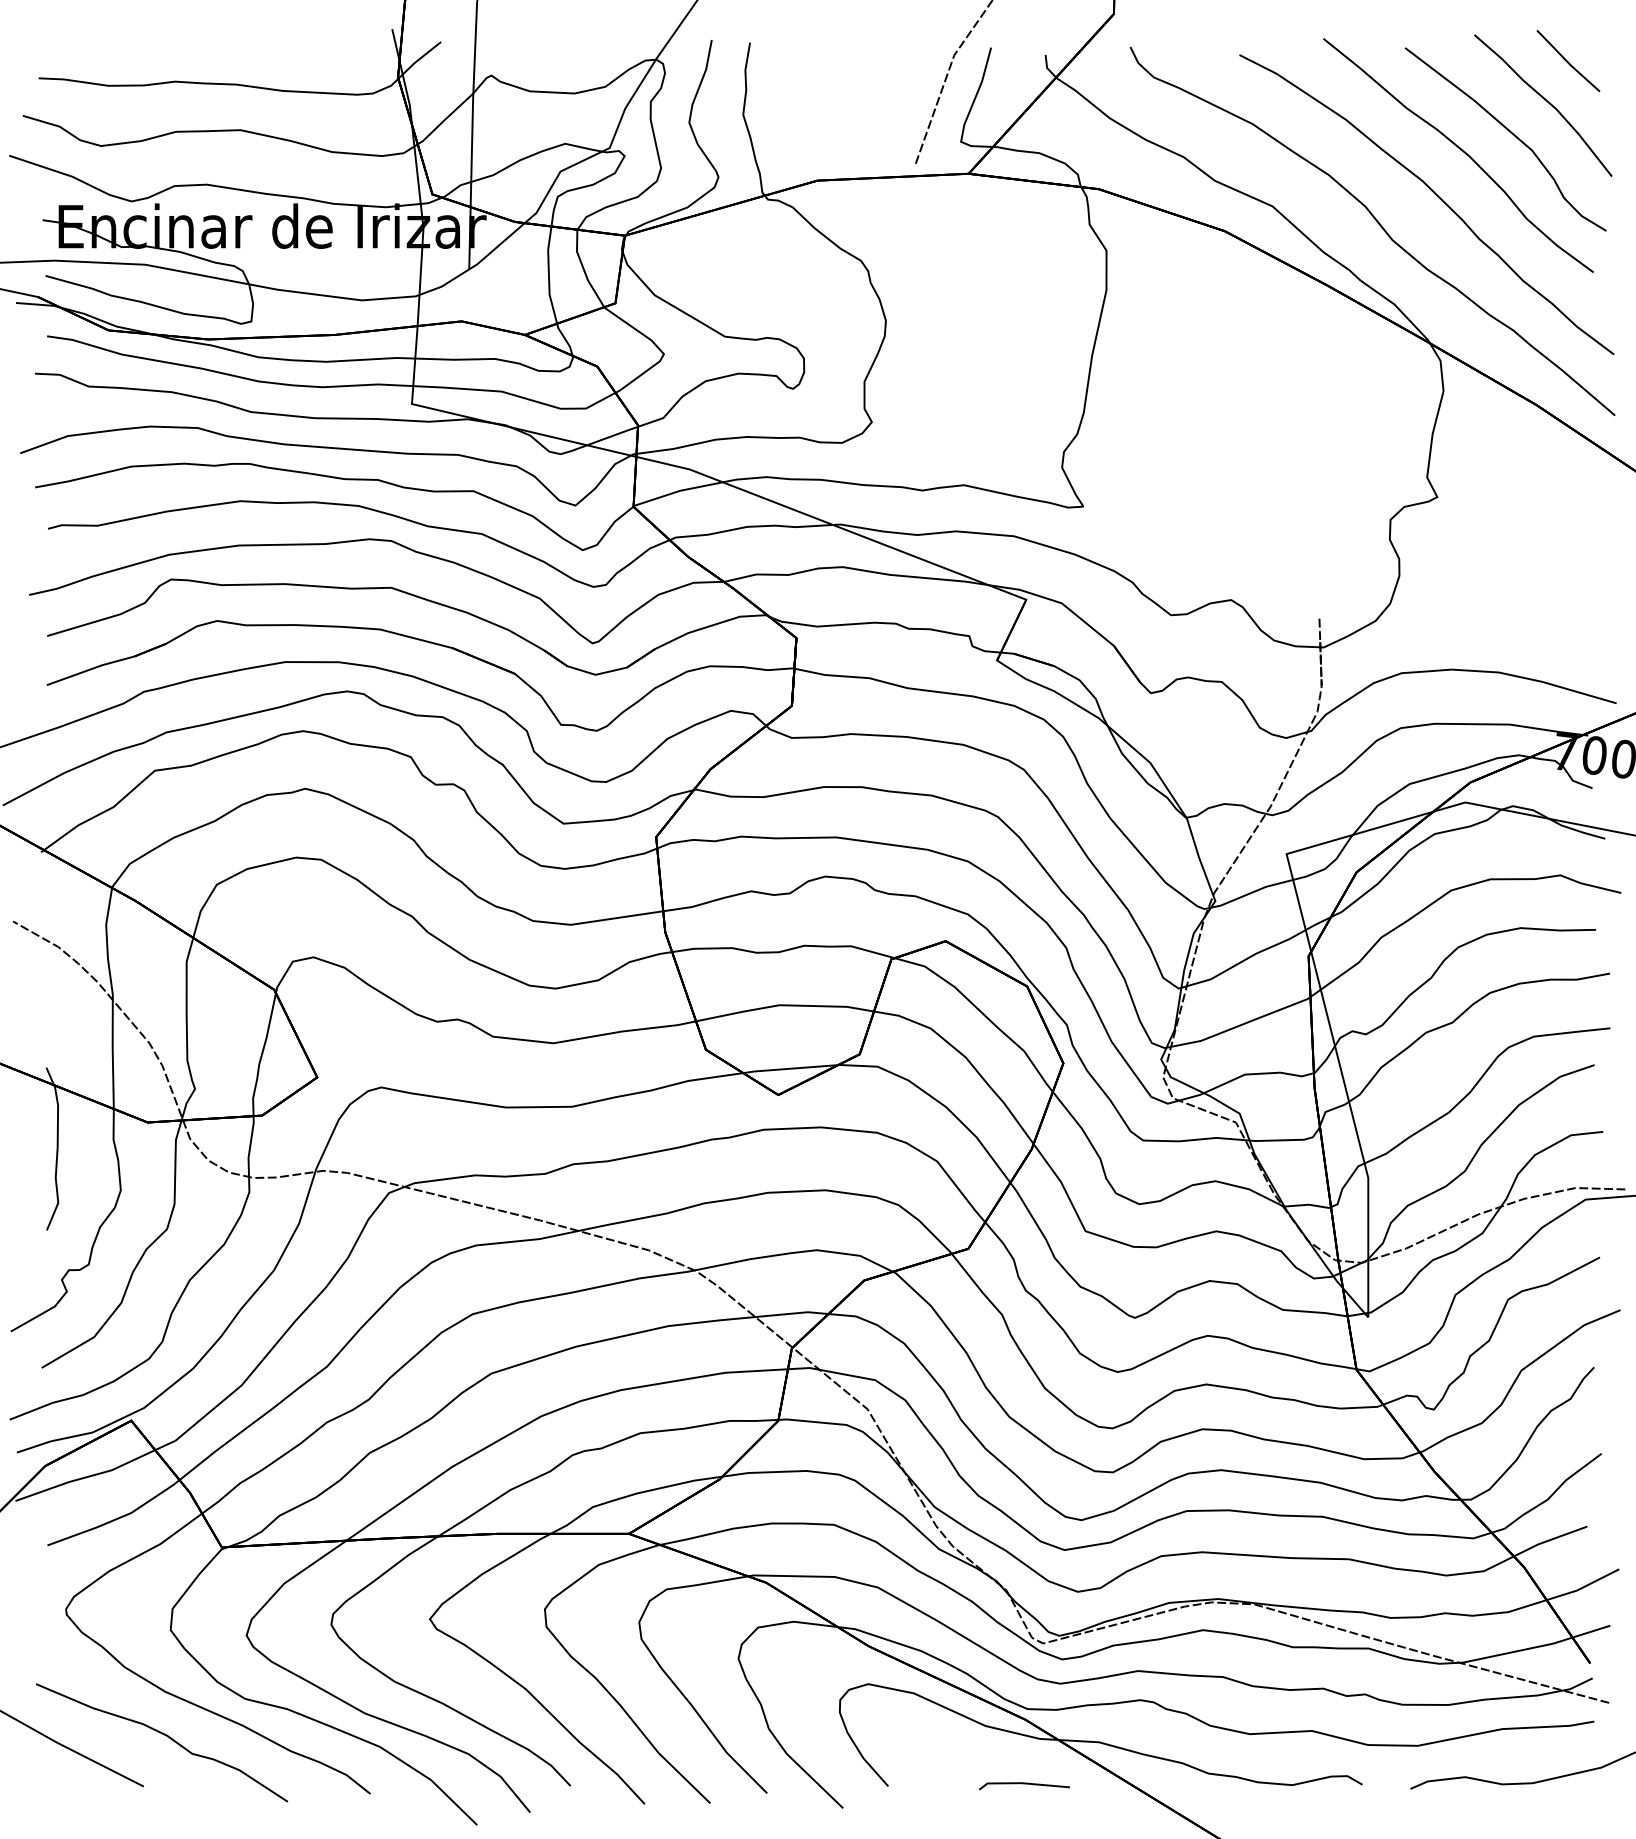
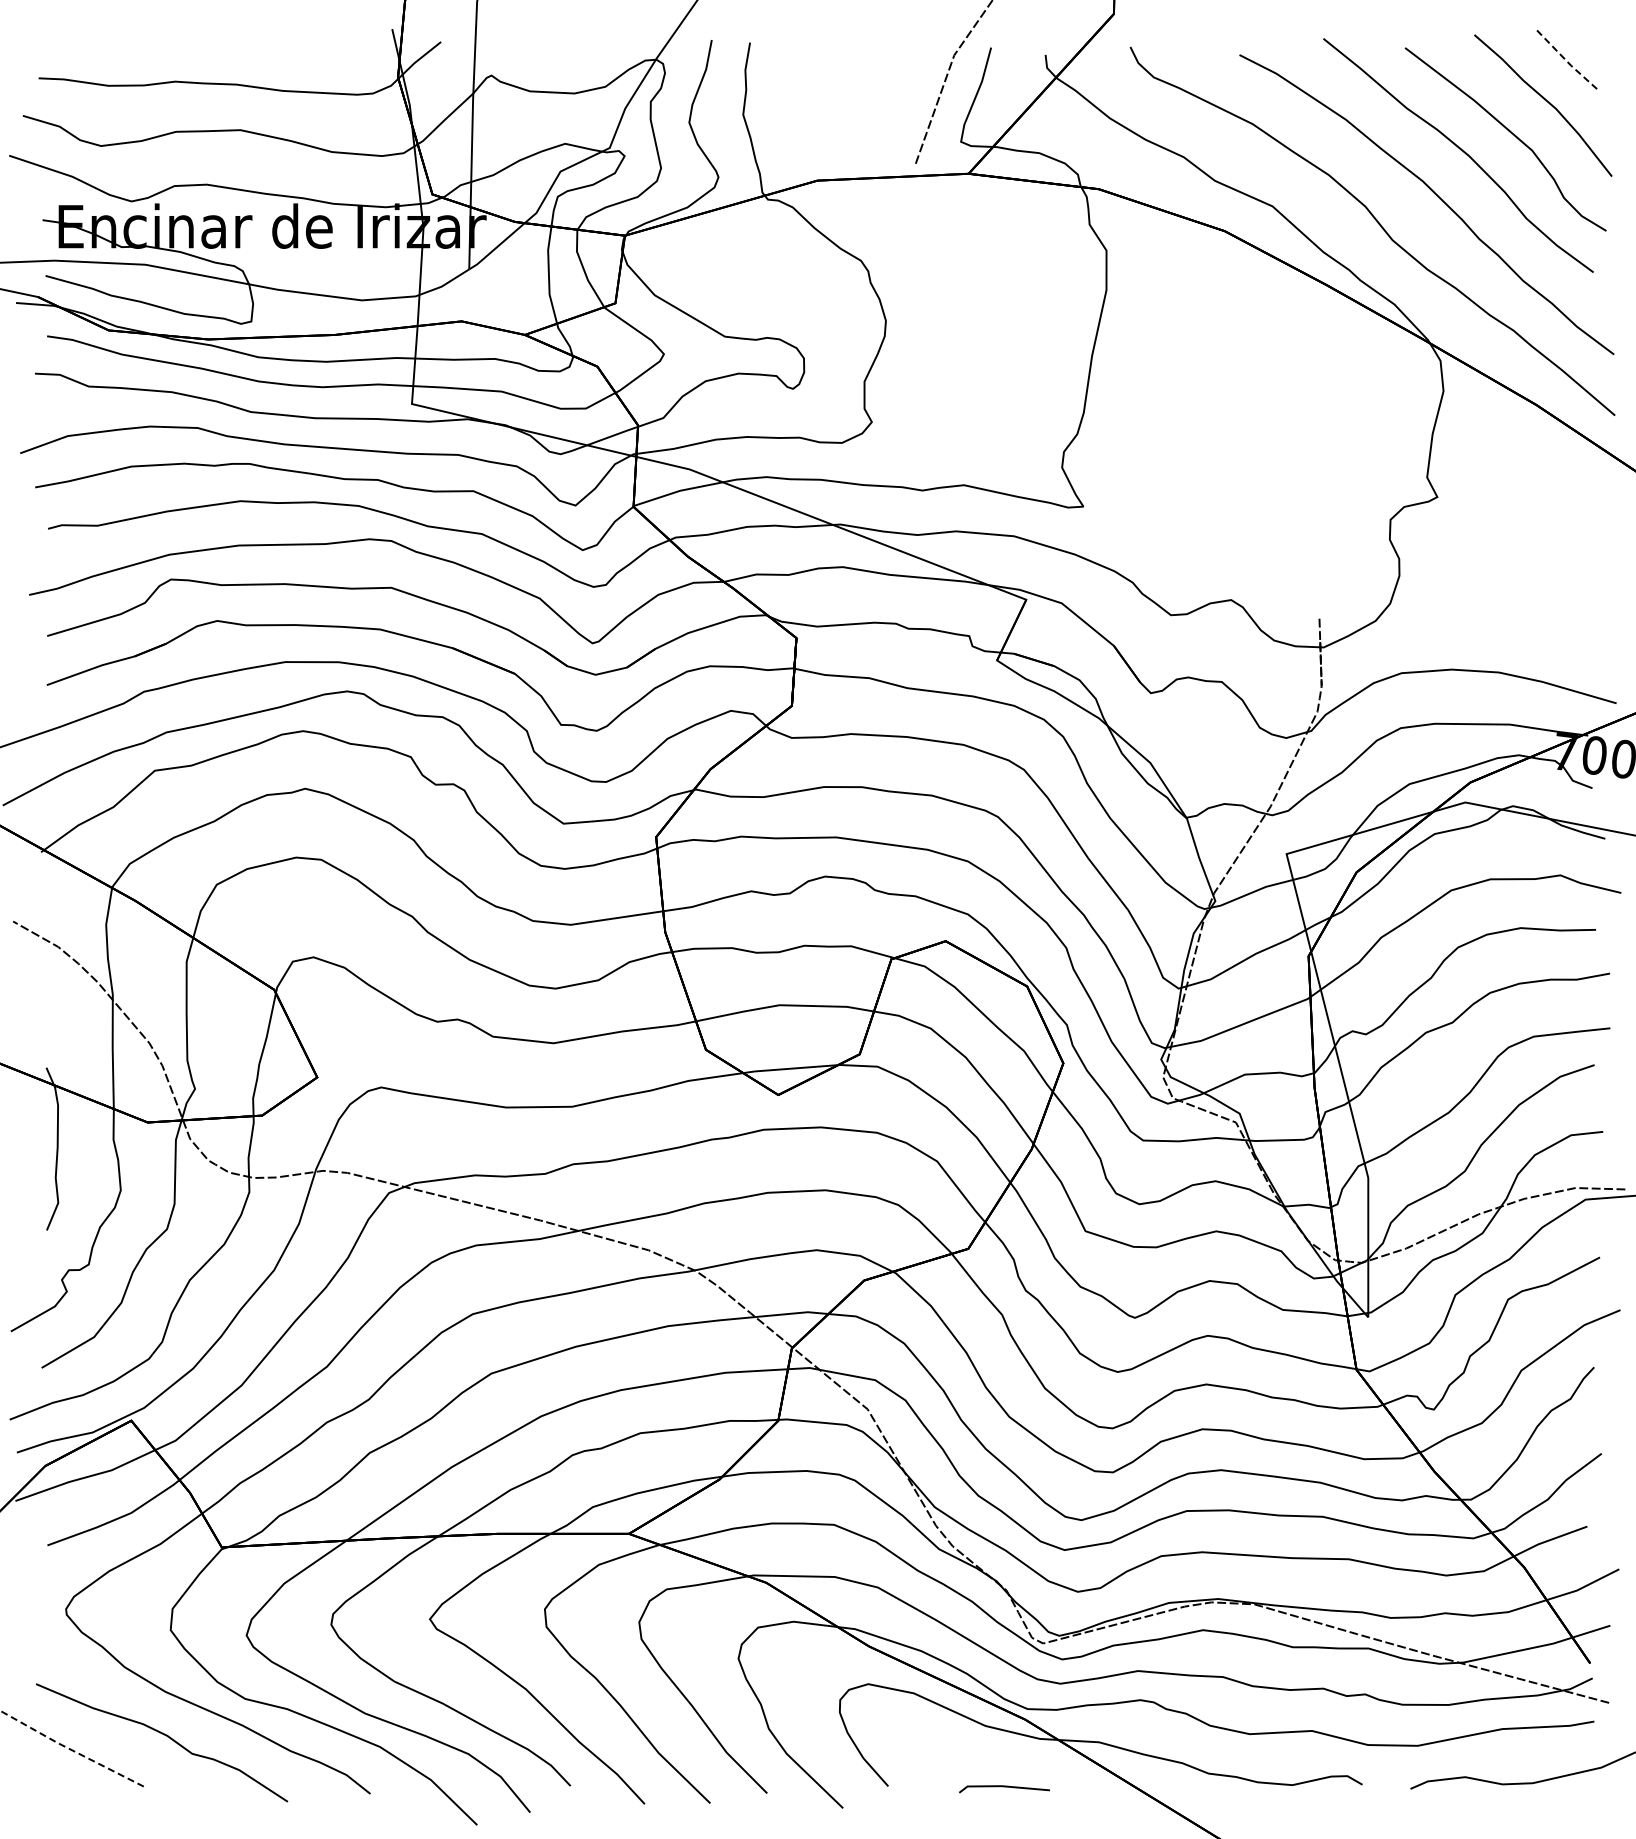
line: solid -> dashed (1568, 62)
line: solid -> dashed (70, 1749)
line position: (1024, 1784) -> (1004, 1787) (1004, 1787)
